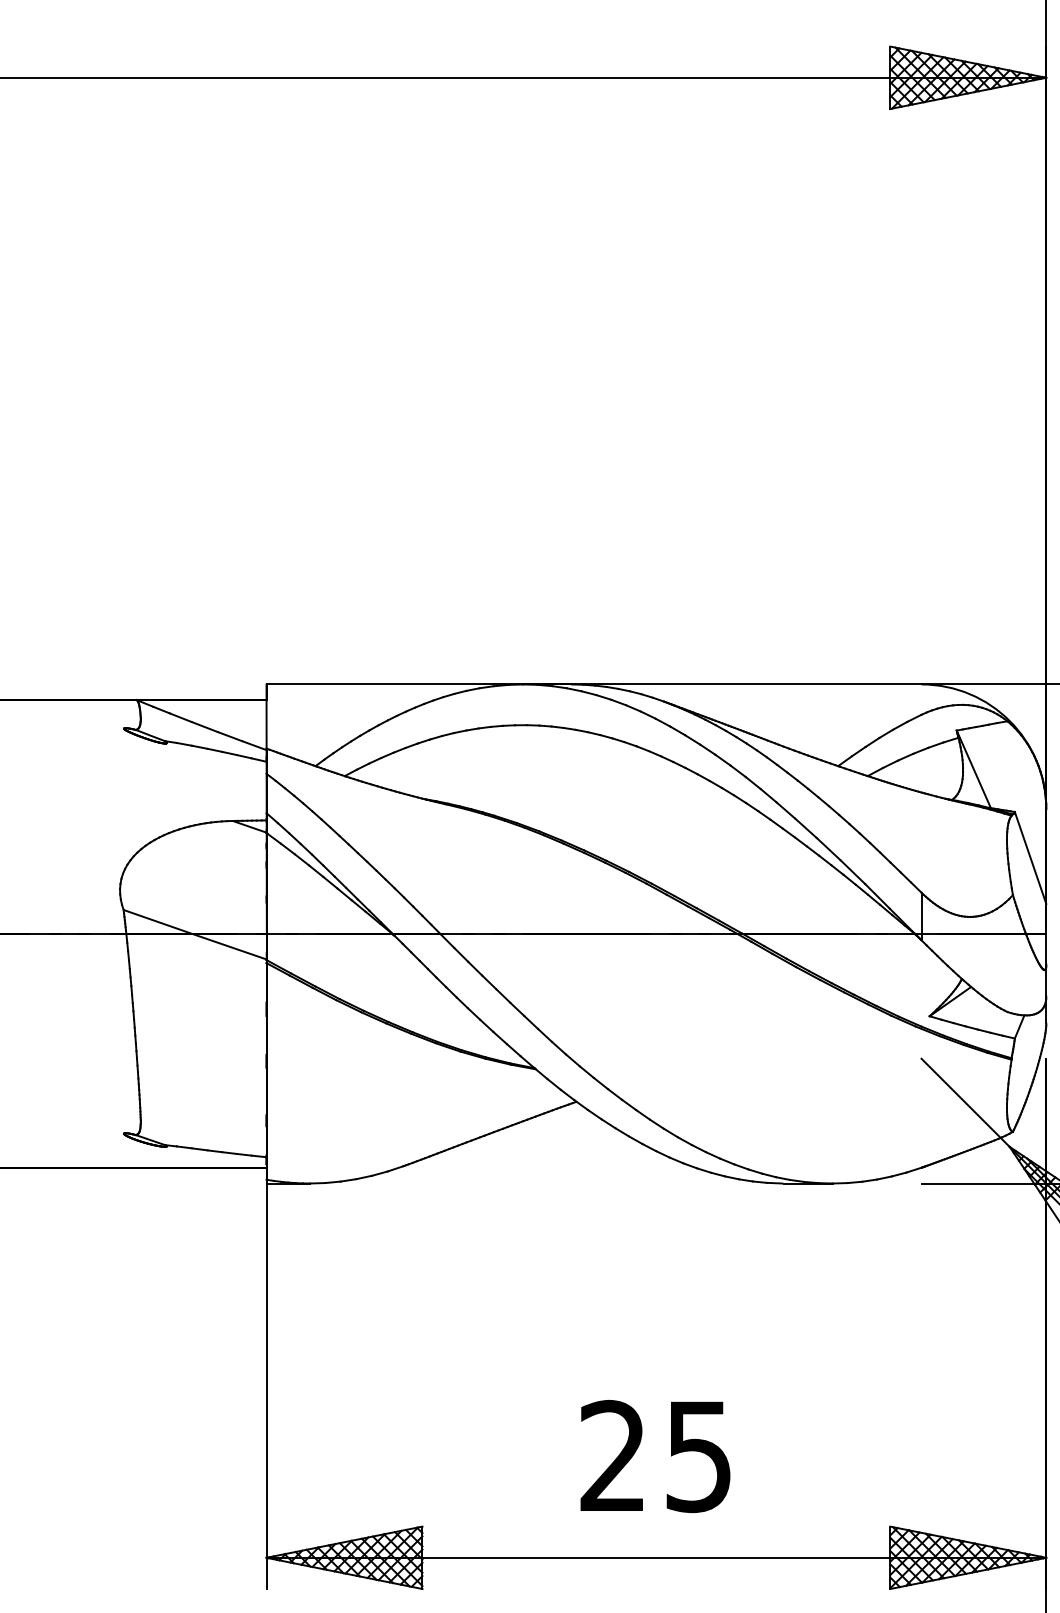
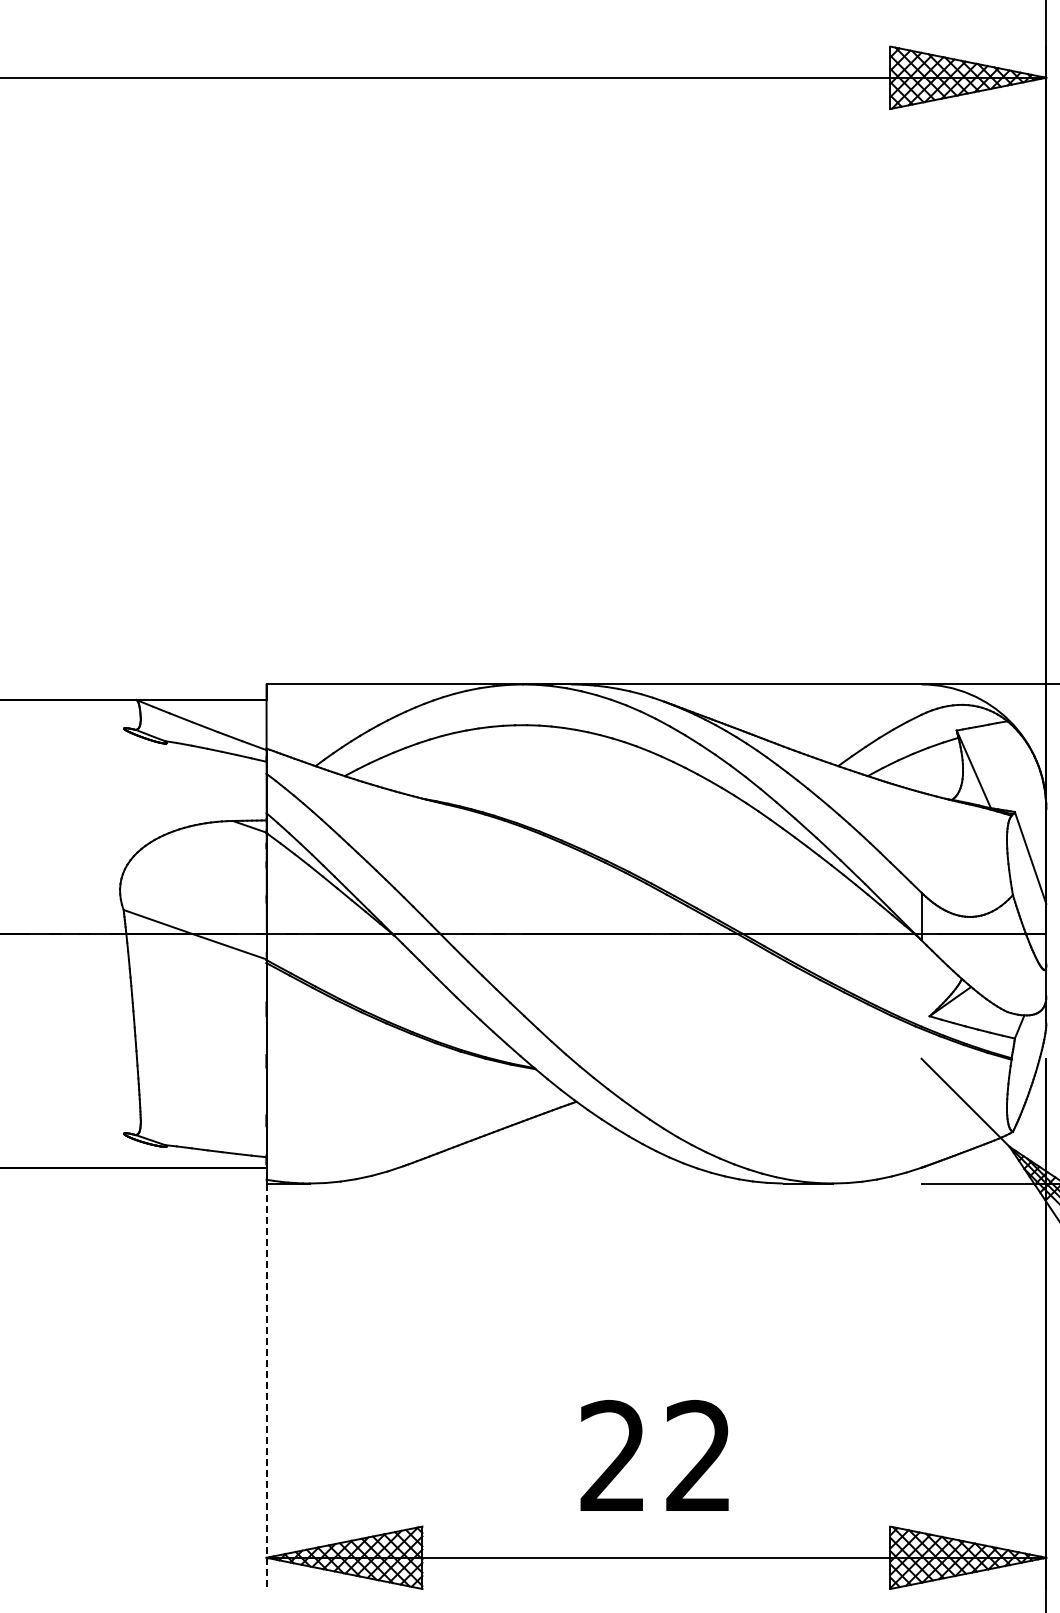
line: solid -> dashed (266, 1386)
text: 25 -> 22 (698, 1456)
